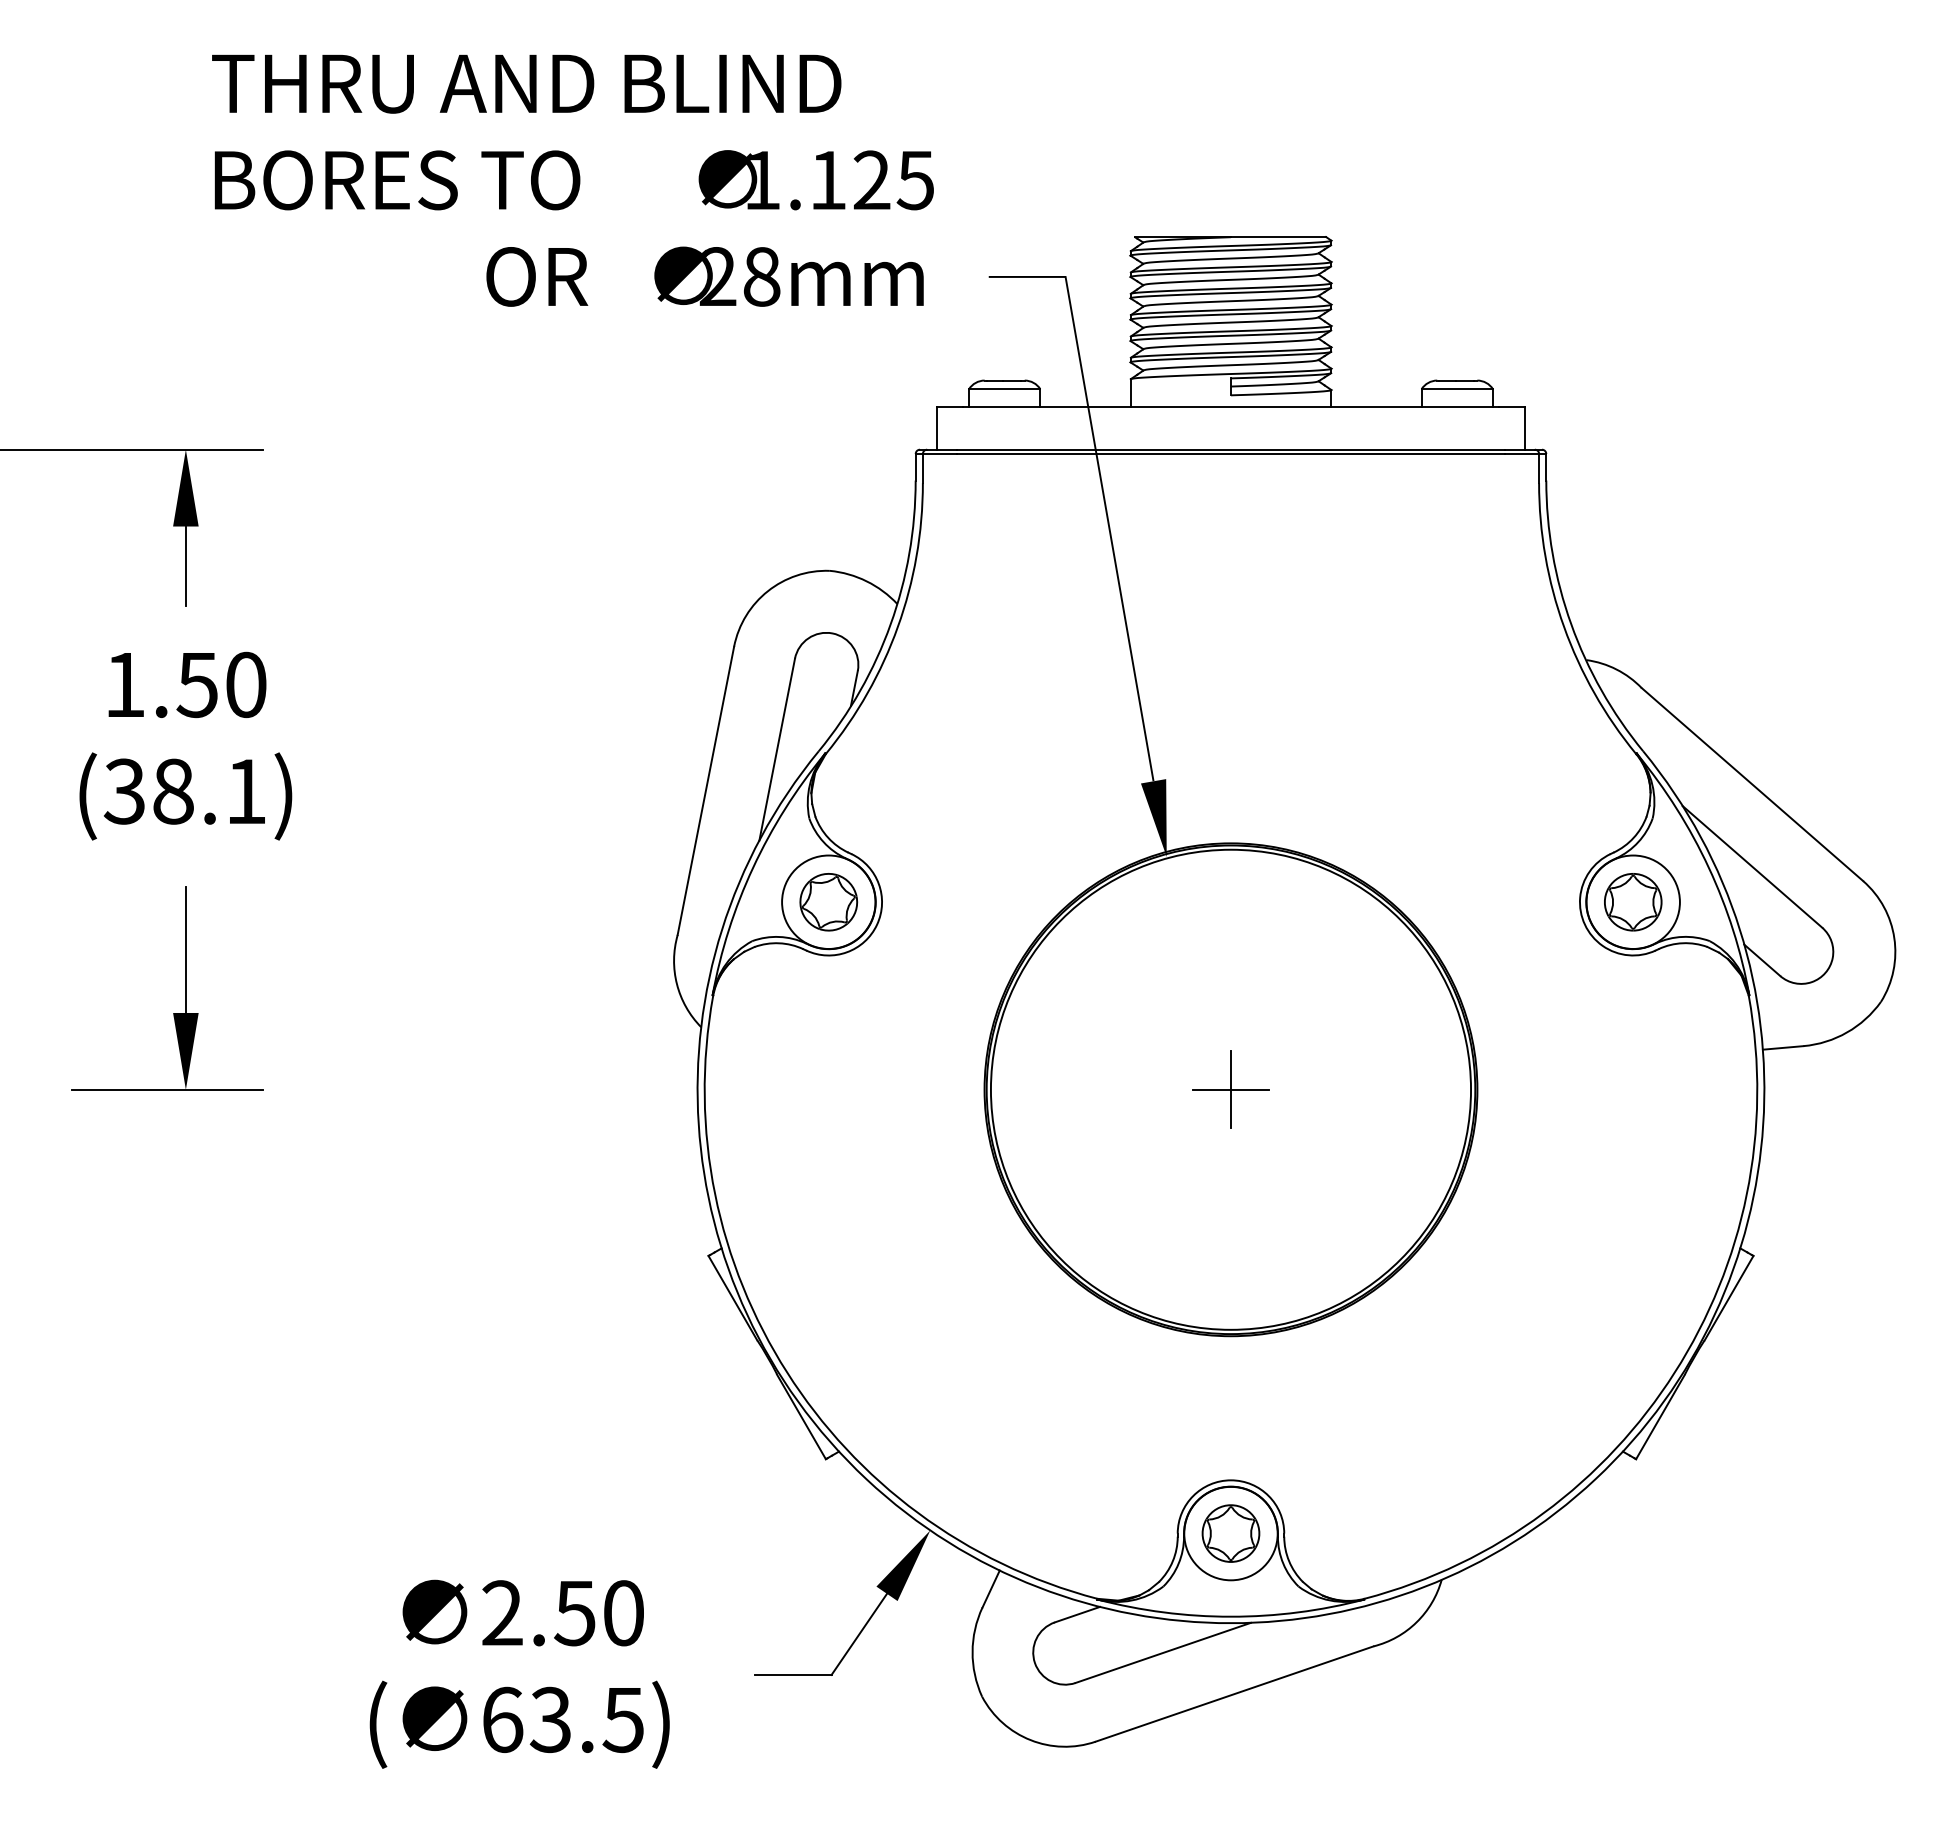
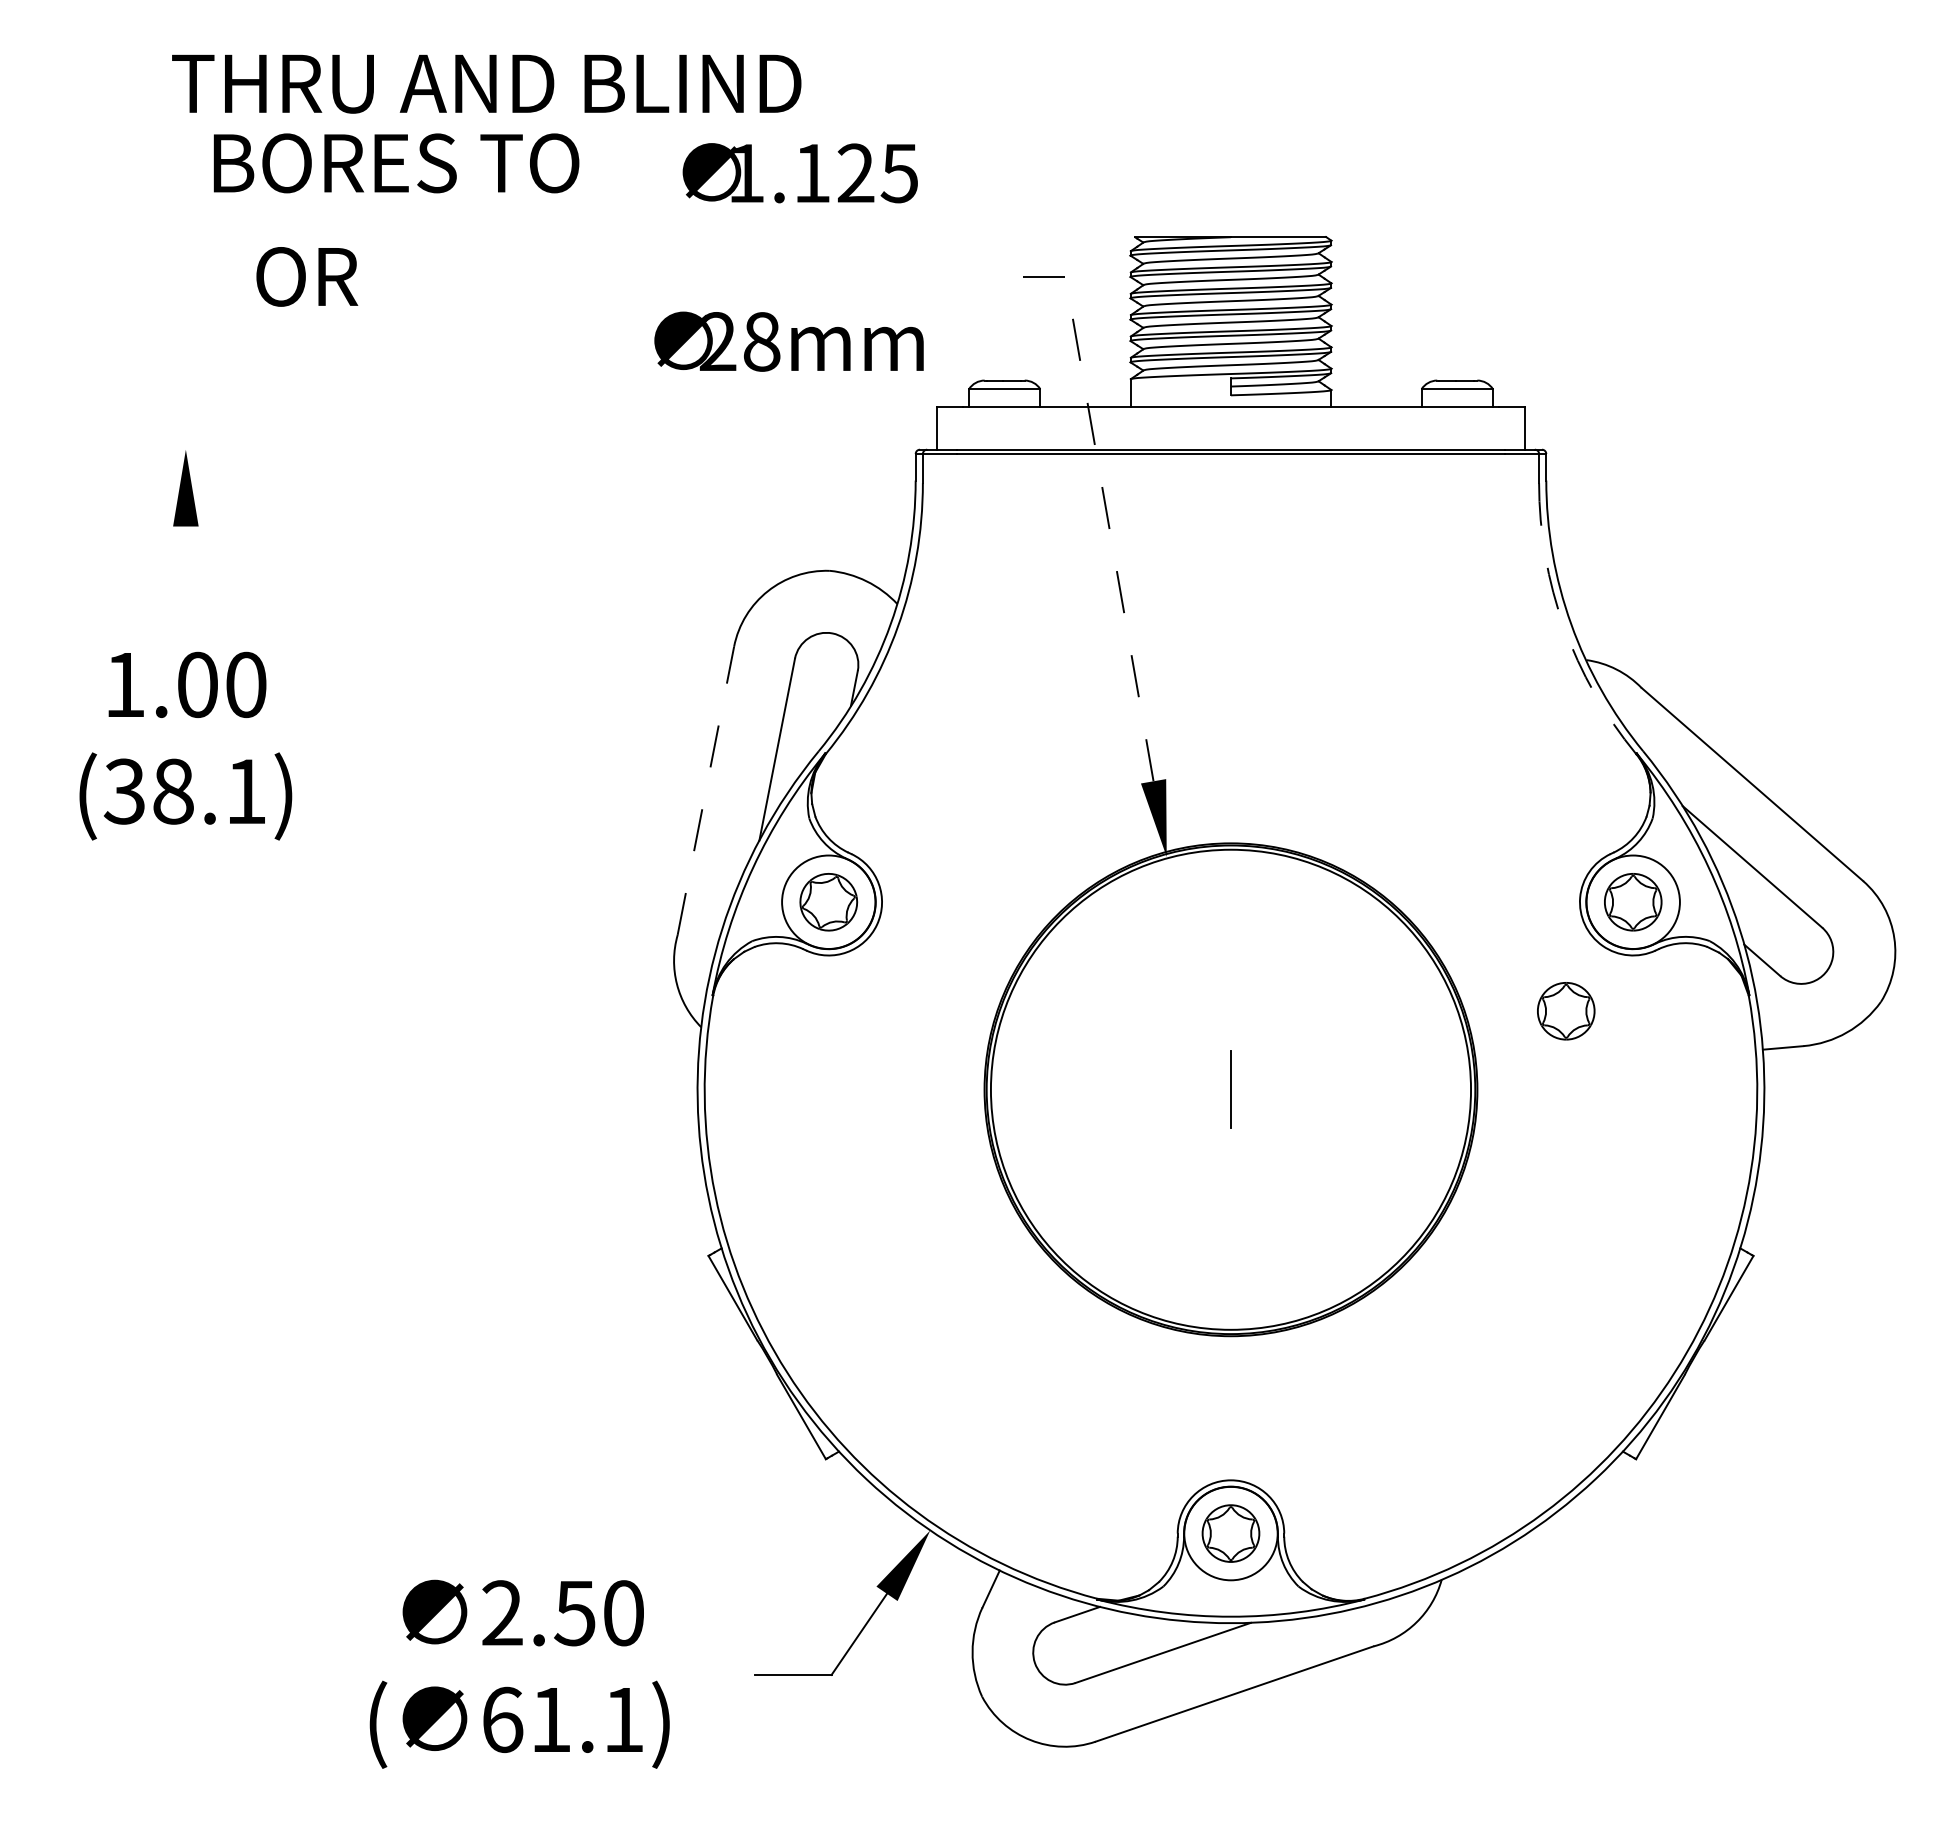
text position: (526, 83) -> (486, 83) (486, 83)
text position: (397, 180) -> (396, 163) (396, 163)
text position: (815, 180) -> (799, 173) (799, 173)
text position: (537, 276) -> (307, 276) (307, 276)
text position: (788, 276) -> (788, 341) (788, 341)
line: present -> none (132, 449)
line: solid -> dashed (1102, 490)
line: present -> none (185, 566)
arc: solid -> dashed (1564, 626)
text: 1.50 -> 1.00 (196, 684)
line: solid -> dashed (705, 790)
part: present -> none (185, 988)
part: none -> present (1566, 1011)
line: present -> none (1230, 1089)
text: 63.5) -> 61.1) (586, 1719)
